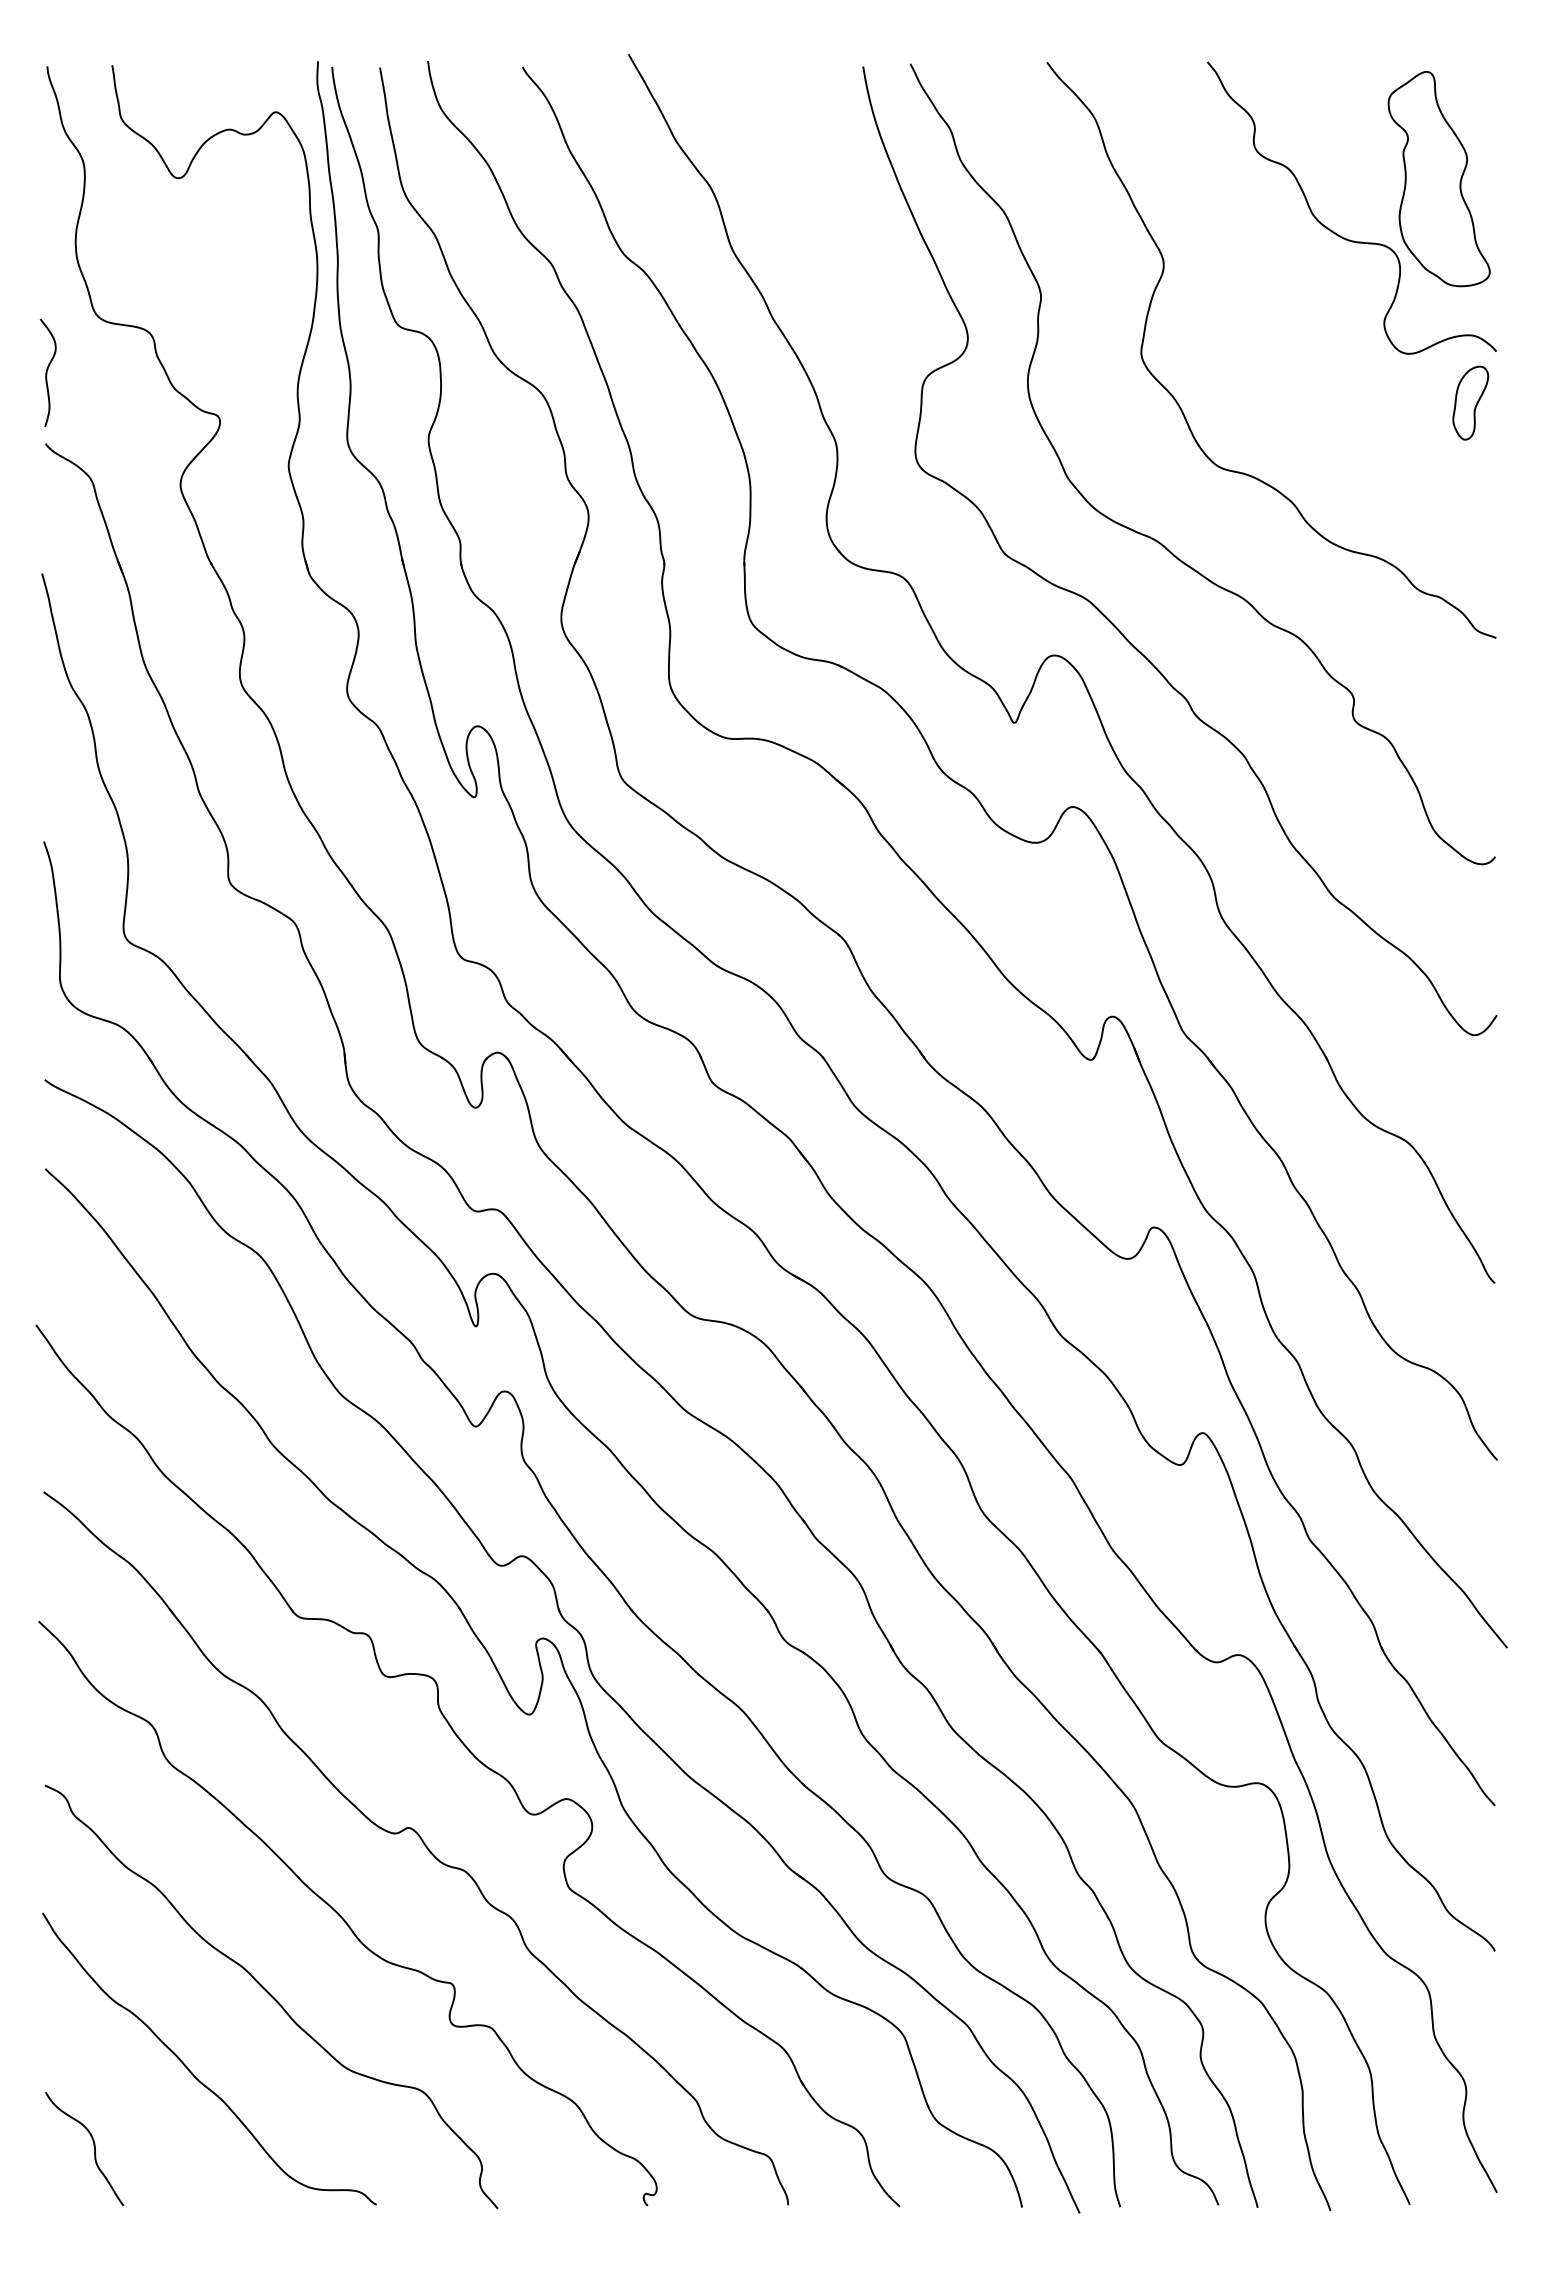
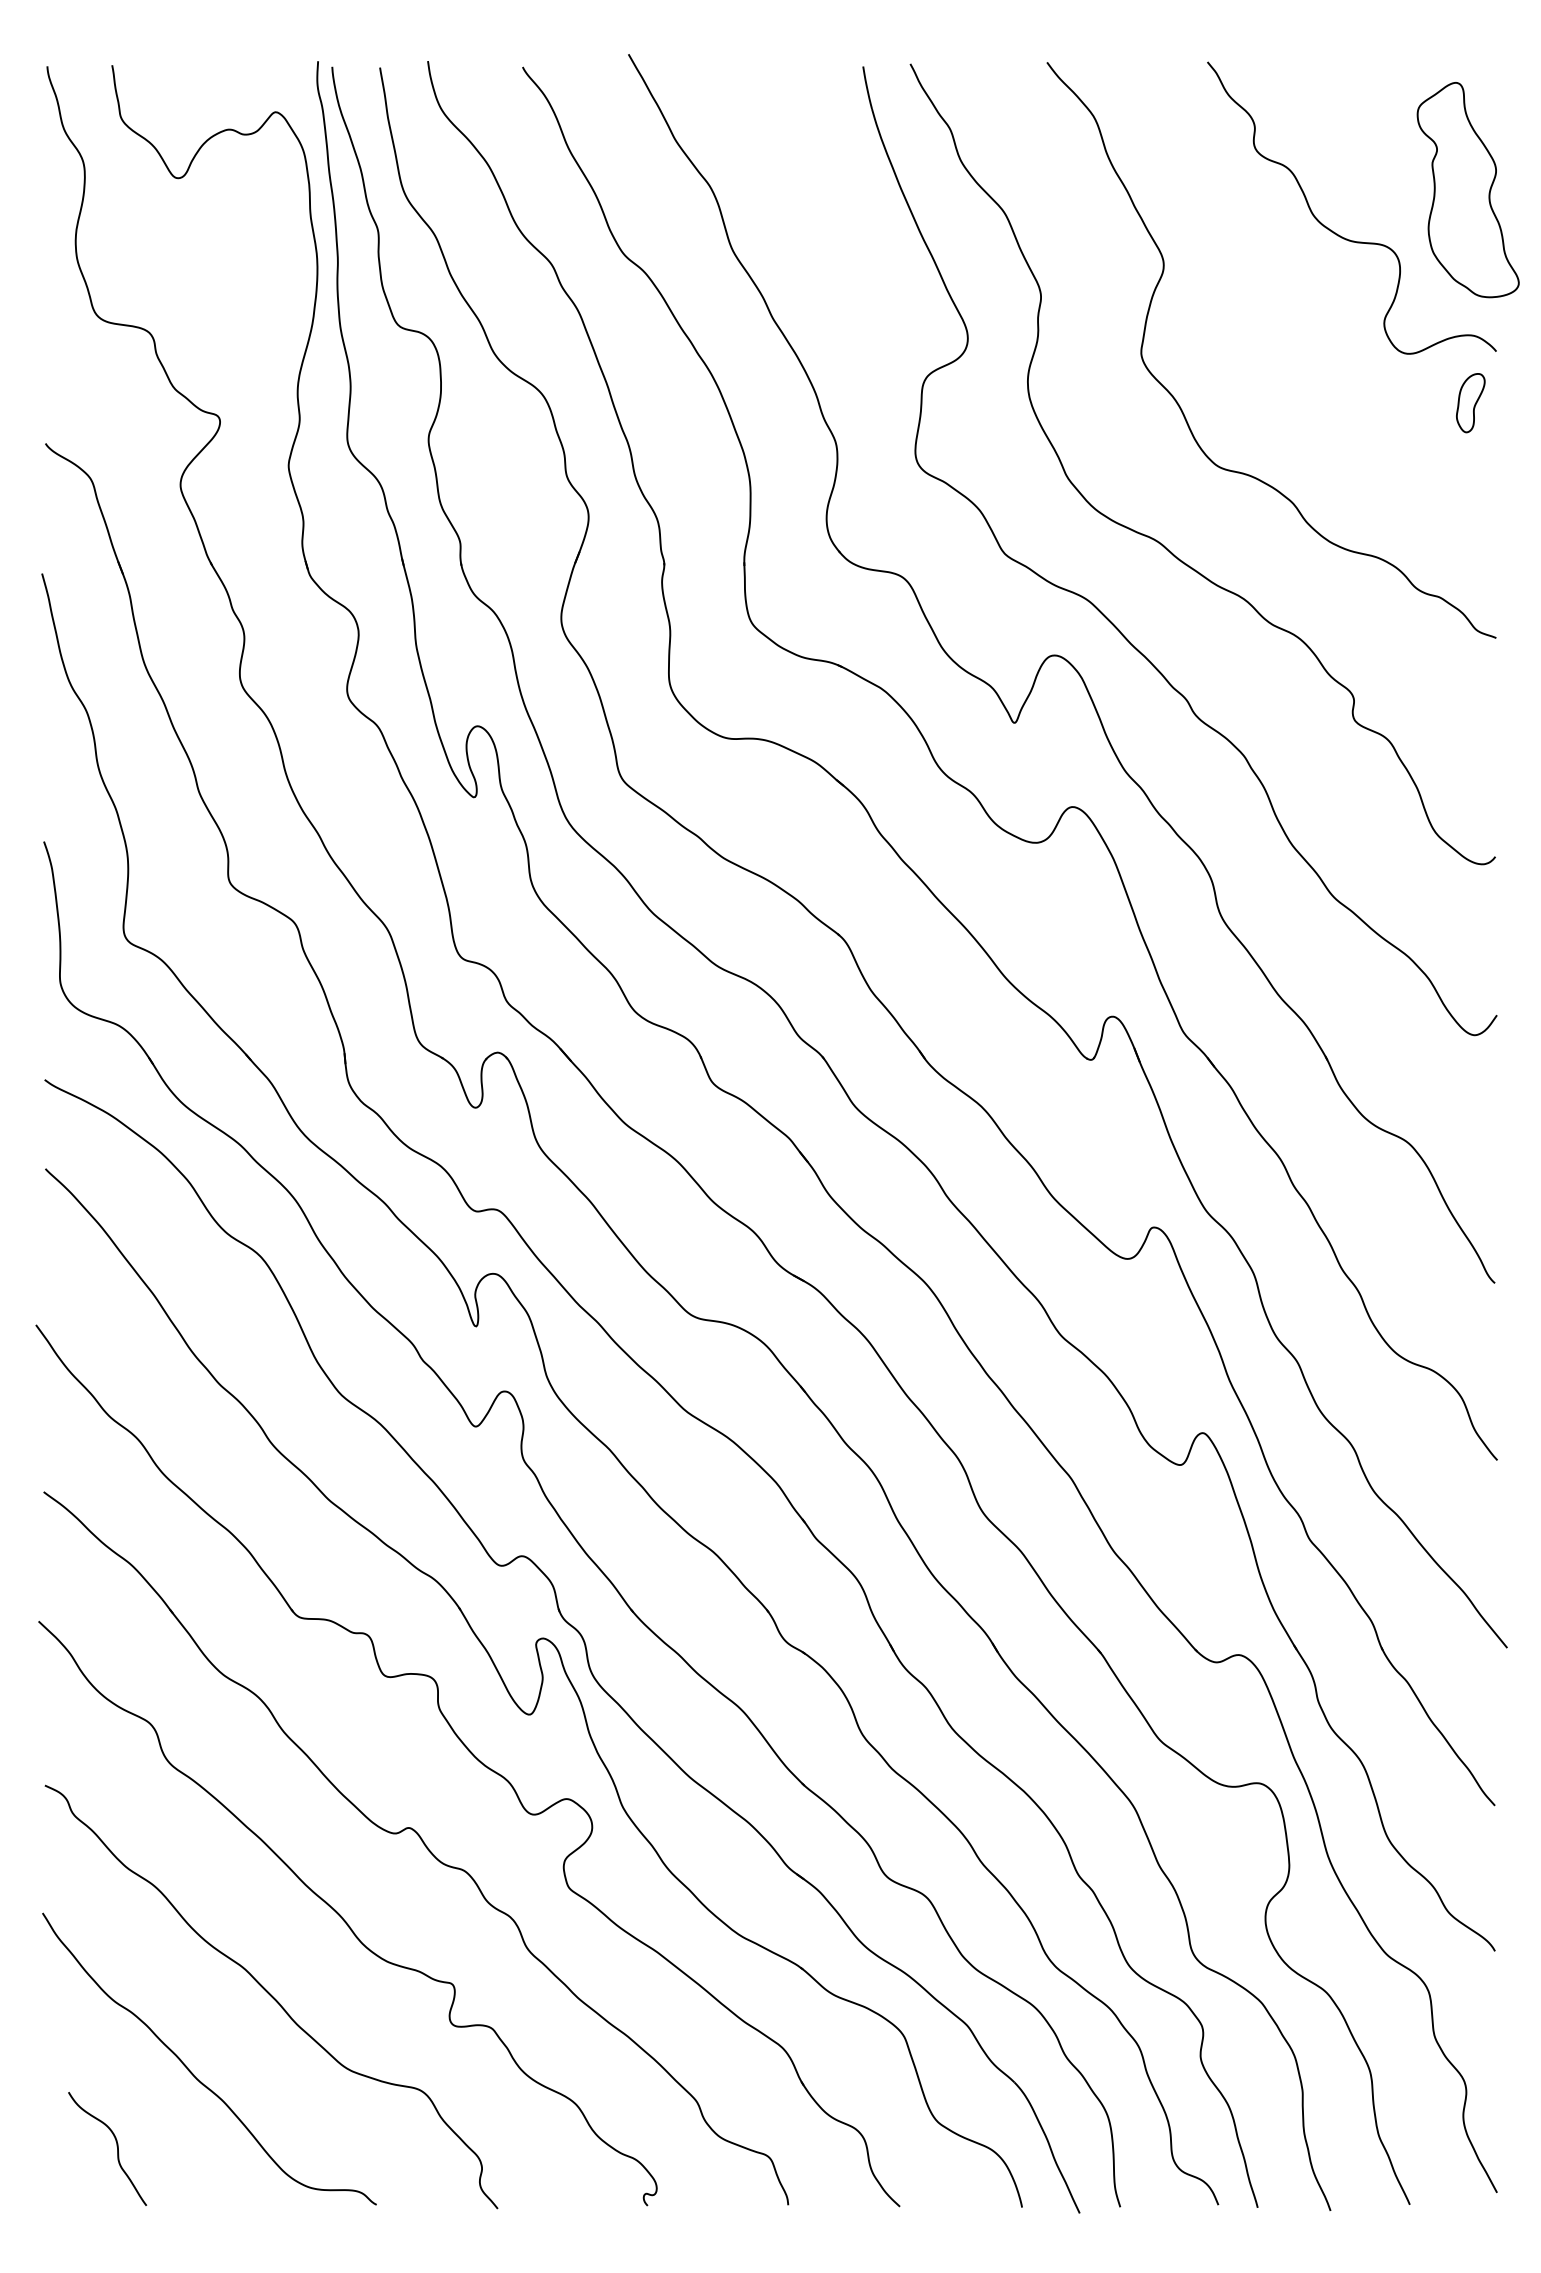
part position: (1438, 179) -> (1467, 190) (1467, 190)
curve: present -> none (47, 372)
part size: 38x76 px -> 30x61 px (1470, 403)
curve position: (93, 2146) -> (116, 2146) (116, 2146)
